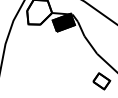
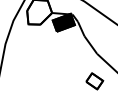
part position: (101, 81) -> (94, 81) (94, 81)
